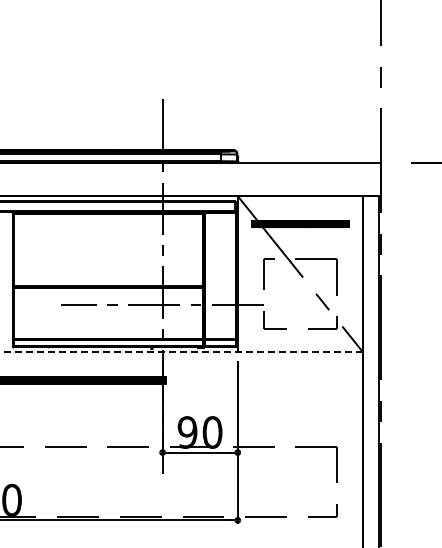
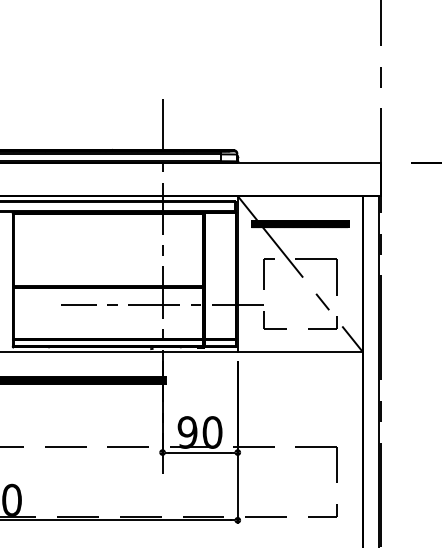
line: dashed -> solid (181, 352)
